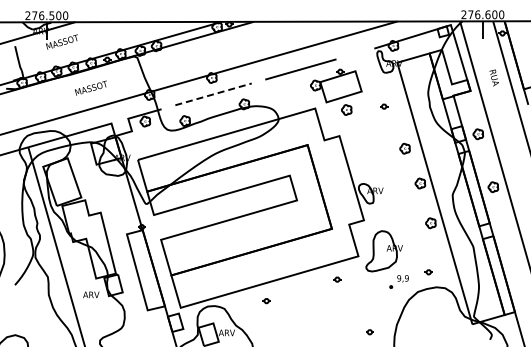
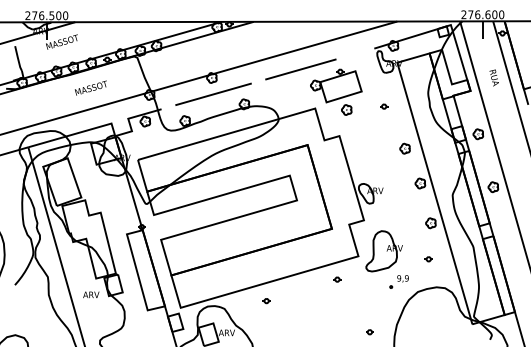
line: dashed -> solid (213, 94)
part position: (428, 272) -> (428, 259) (428, 259)
